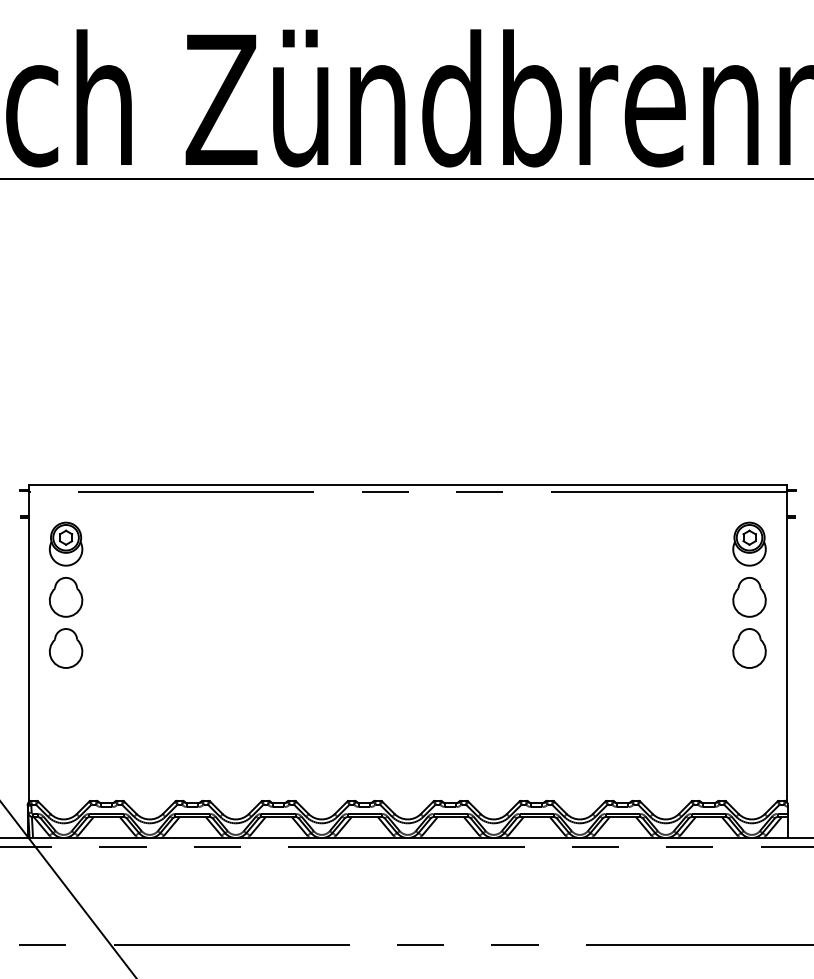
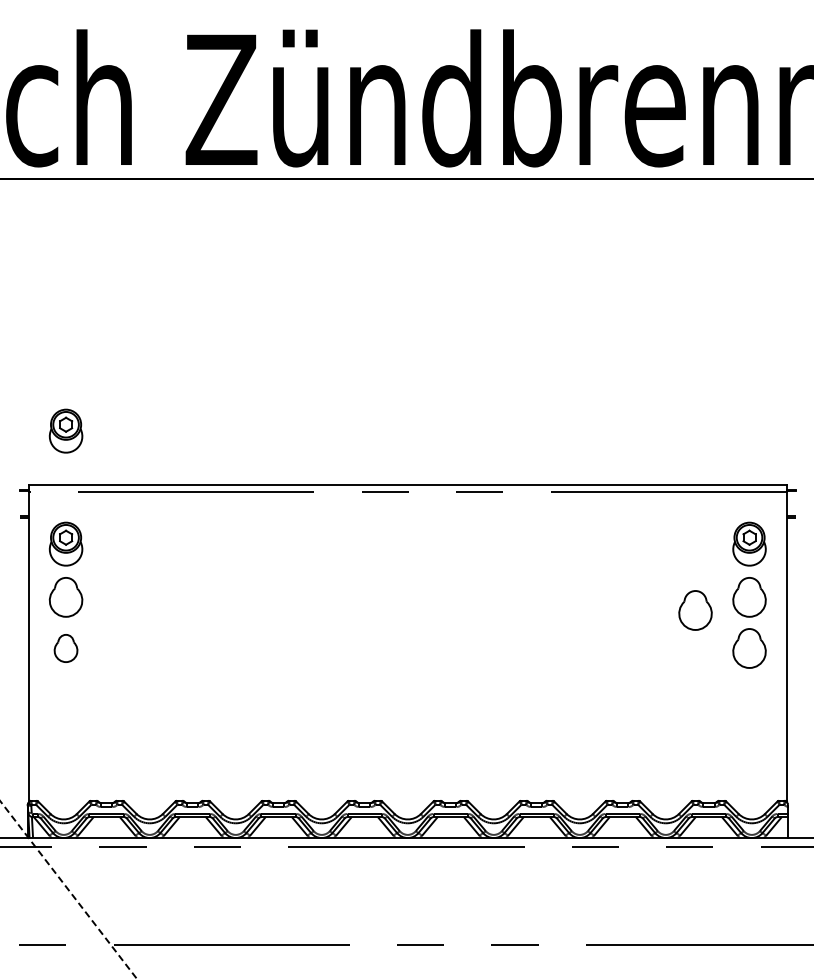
part: none -> present (65, 430)
part: none -> present (695, 610)
part size: 36x41 px -> 26x29 px (65, 648)
line: solid -> dashed (68, 889)
